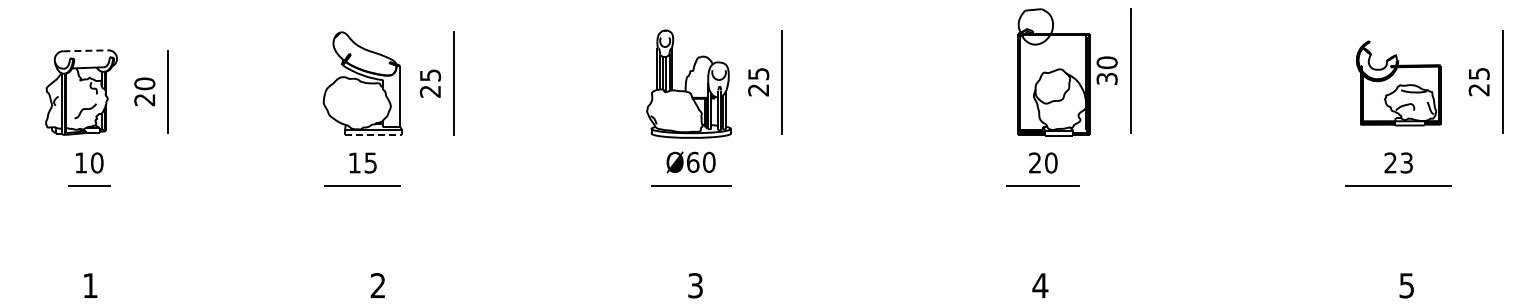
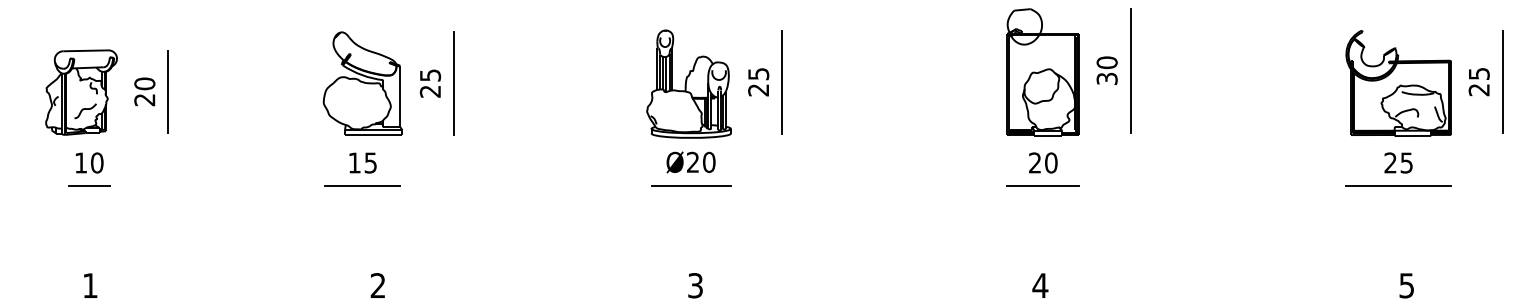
line: dashed -> solid (86, 50)
part position: (1053, 72) -> (1042, 72) (1042, 72)
part size: 87x87 px -> 107x107 px (1398, 83)
line: dashed -> solid (373, 134)
text: Ø60 -> Ø20 (692, 161)
text: 23 -> 25 (1406, 162)
